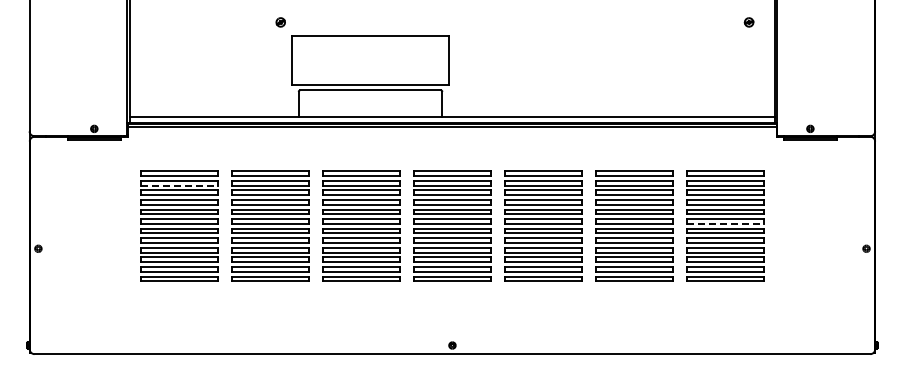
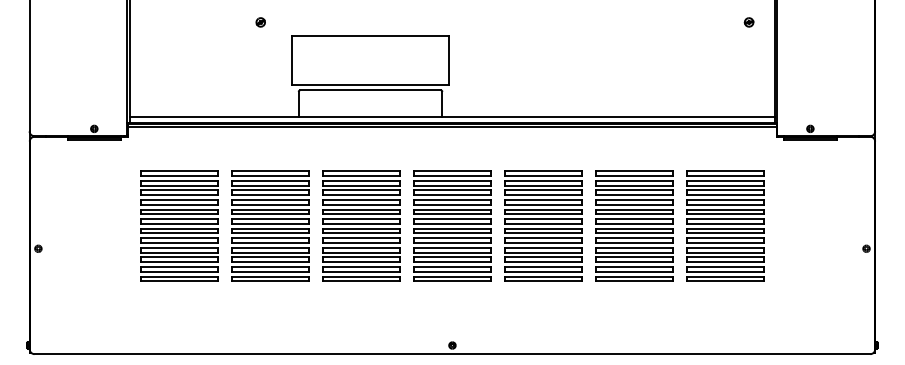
part position: (280, 22) -> (260, 22) (260, 22)
line: dashed -> solid (180, 185)
line: dashed -> solid (725, 223)
